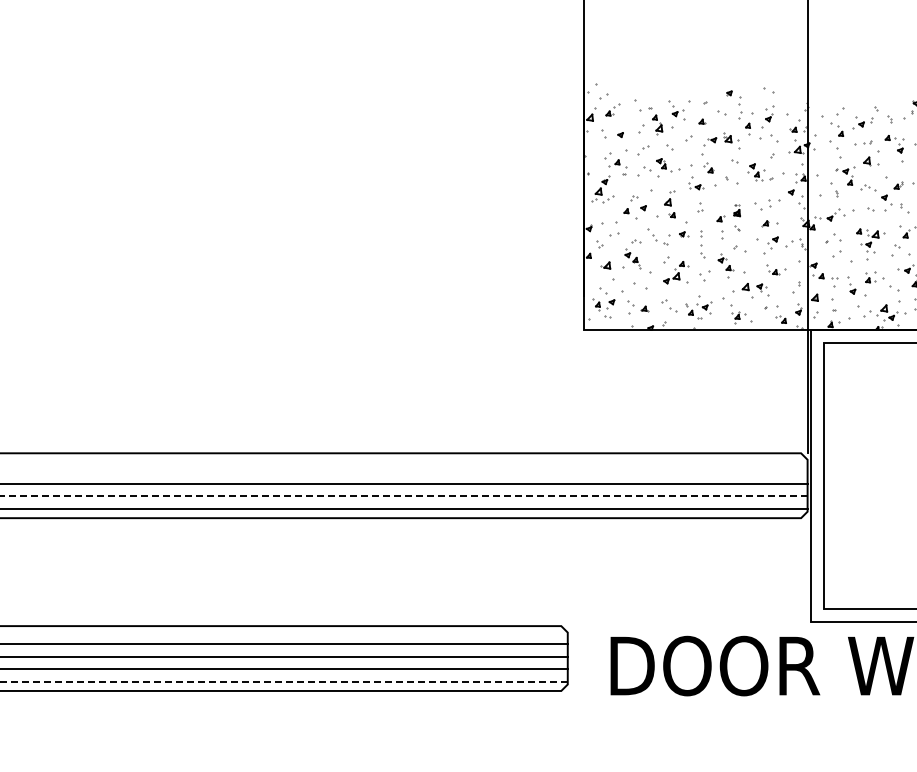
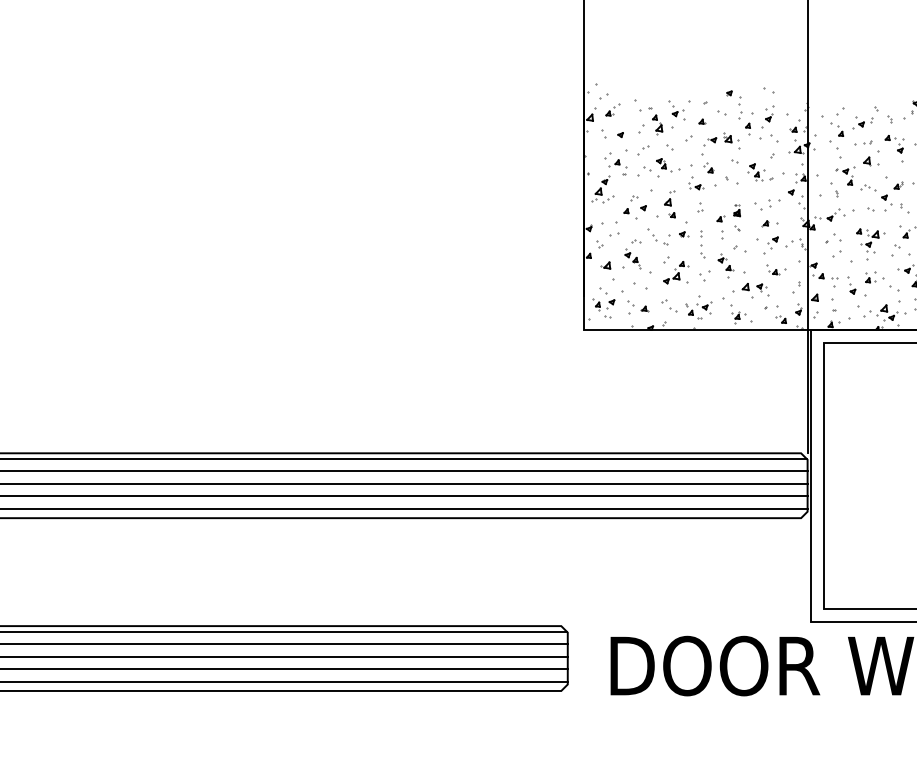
line: none -> present (404, 459)
line: none -> present (404, 471)
line: dashed -> solid (403, 496)
line: none -> present (284, 631)
line: dashed -> solid (283, 681)
